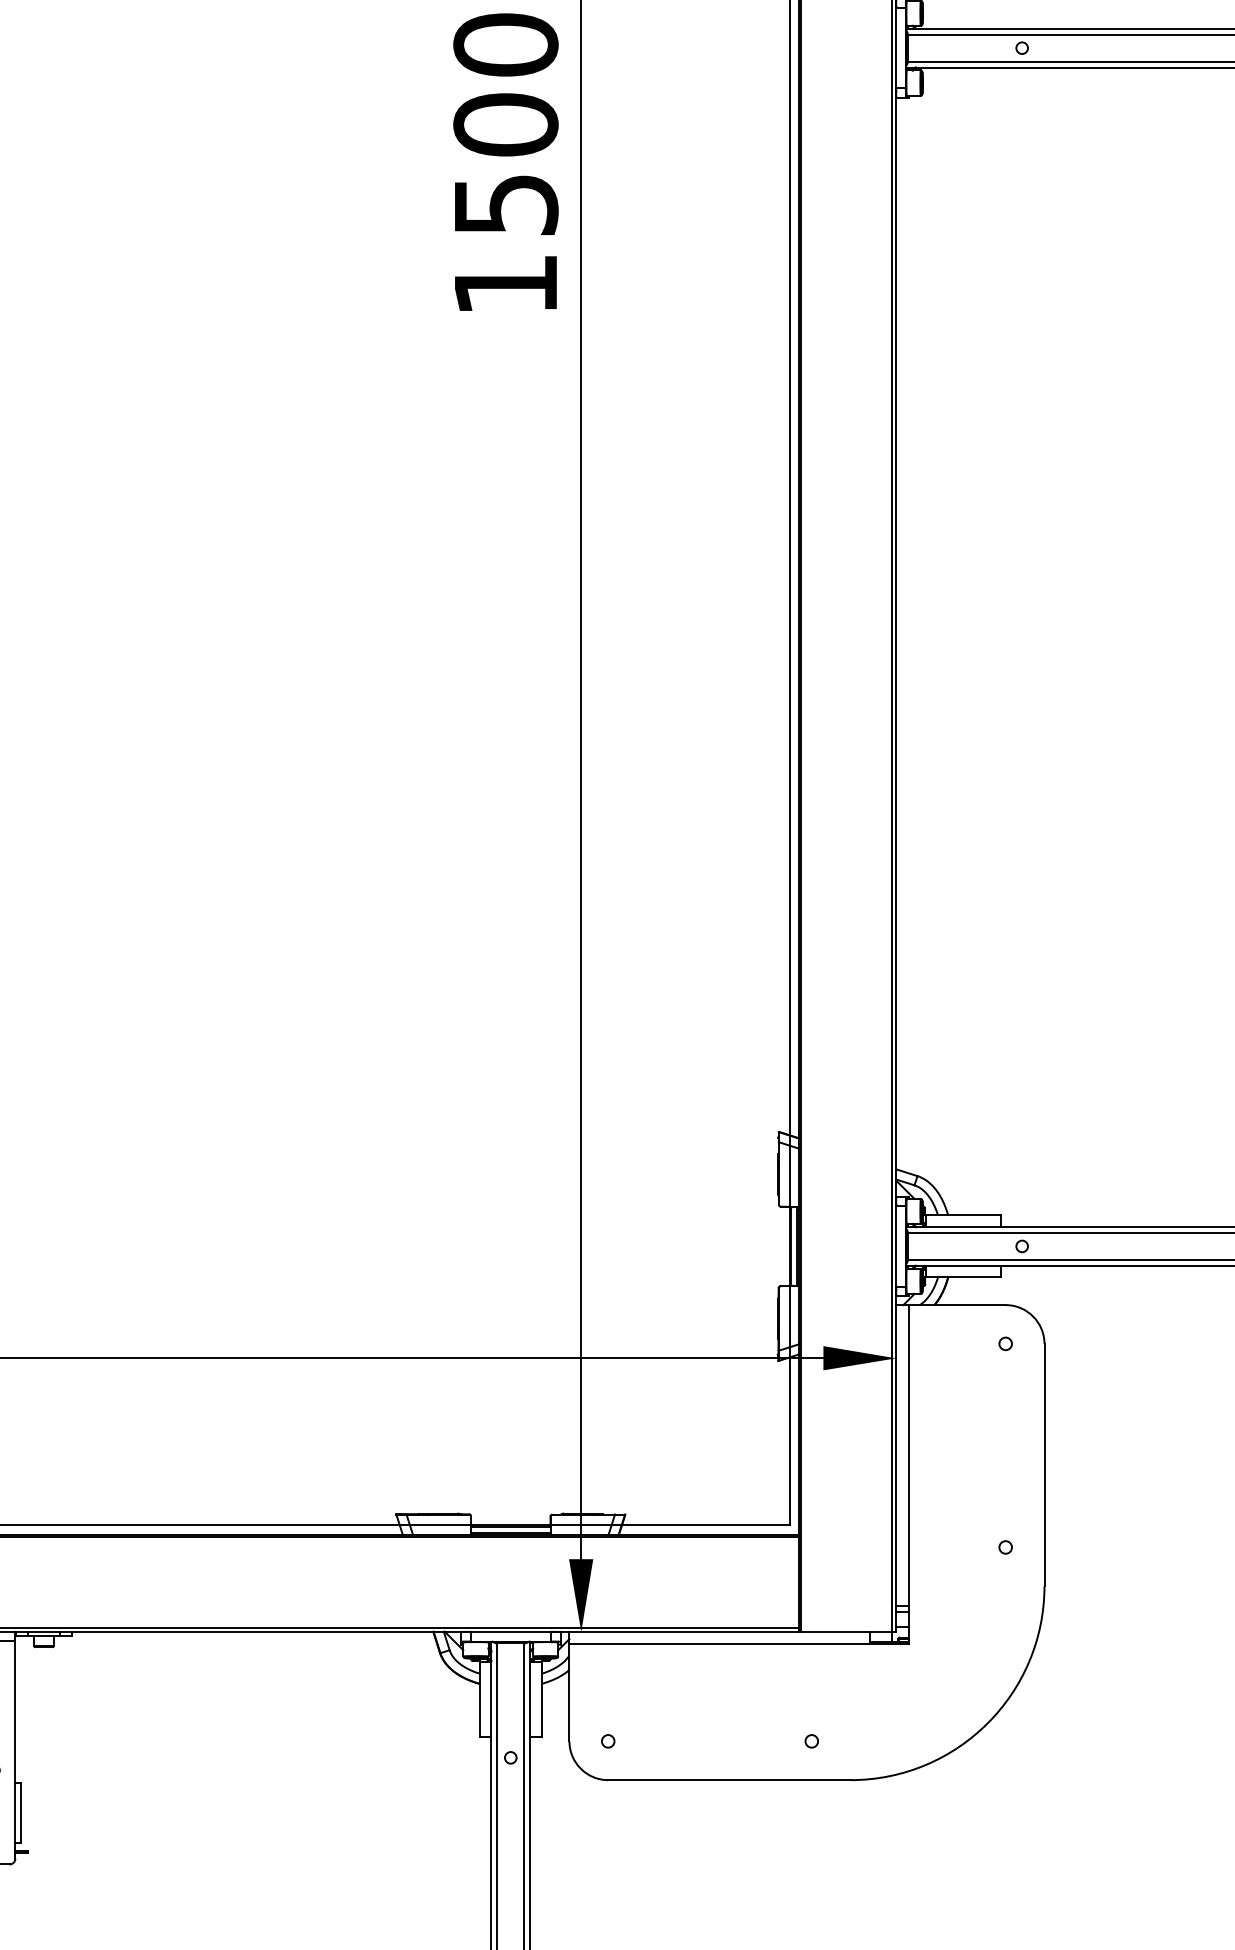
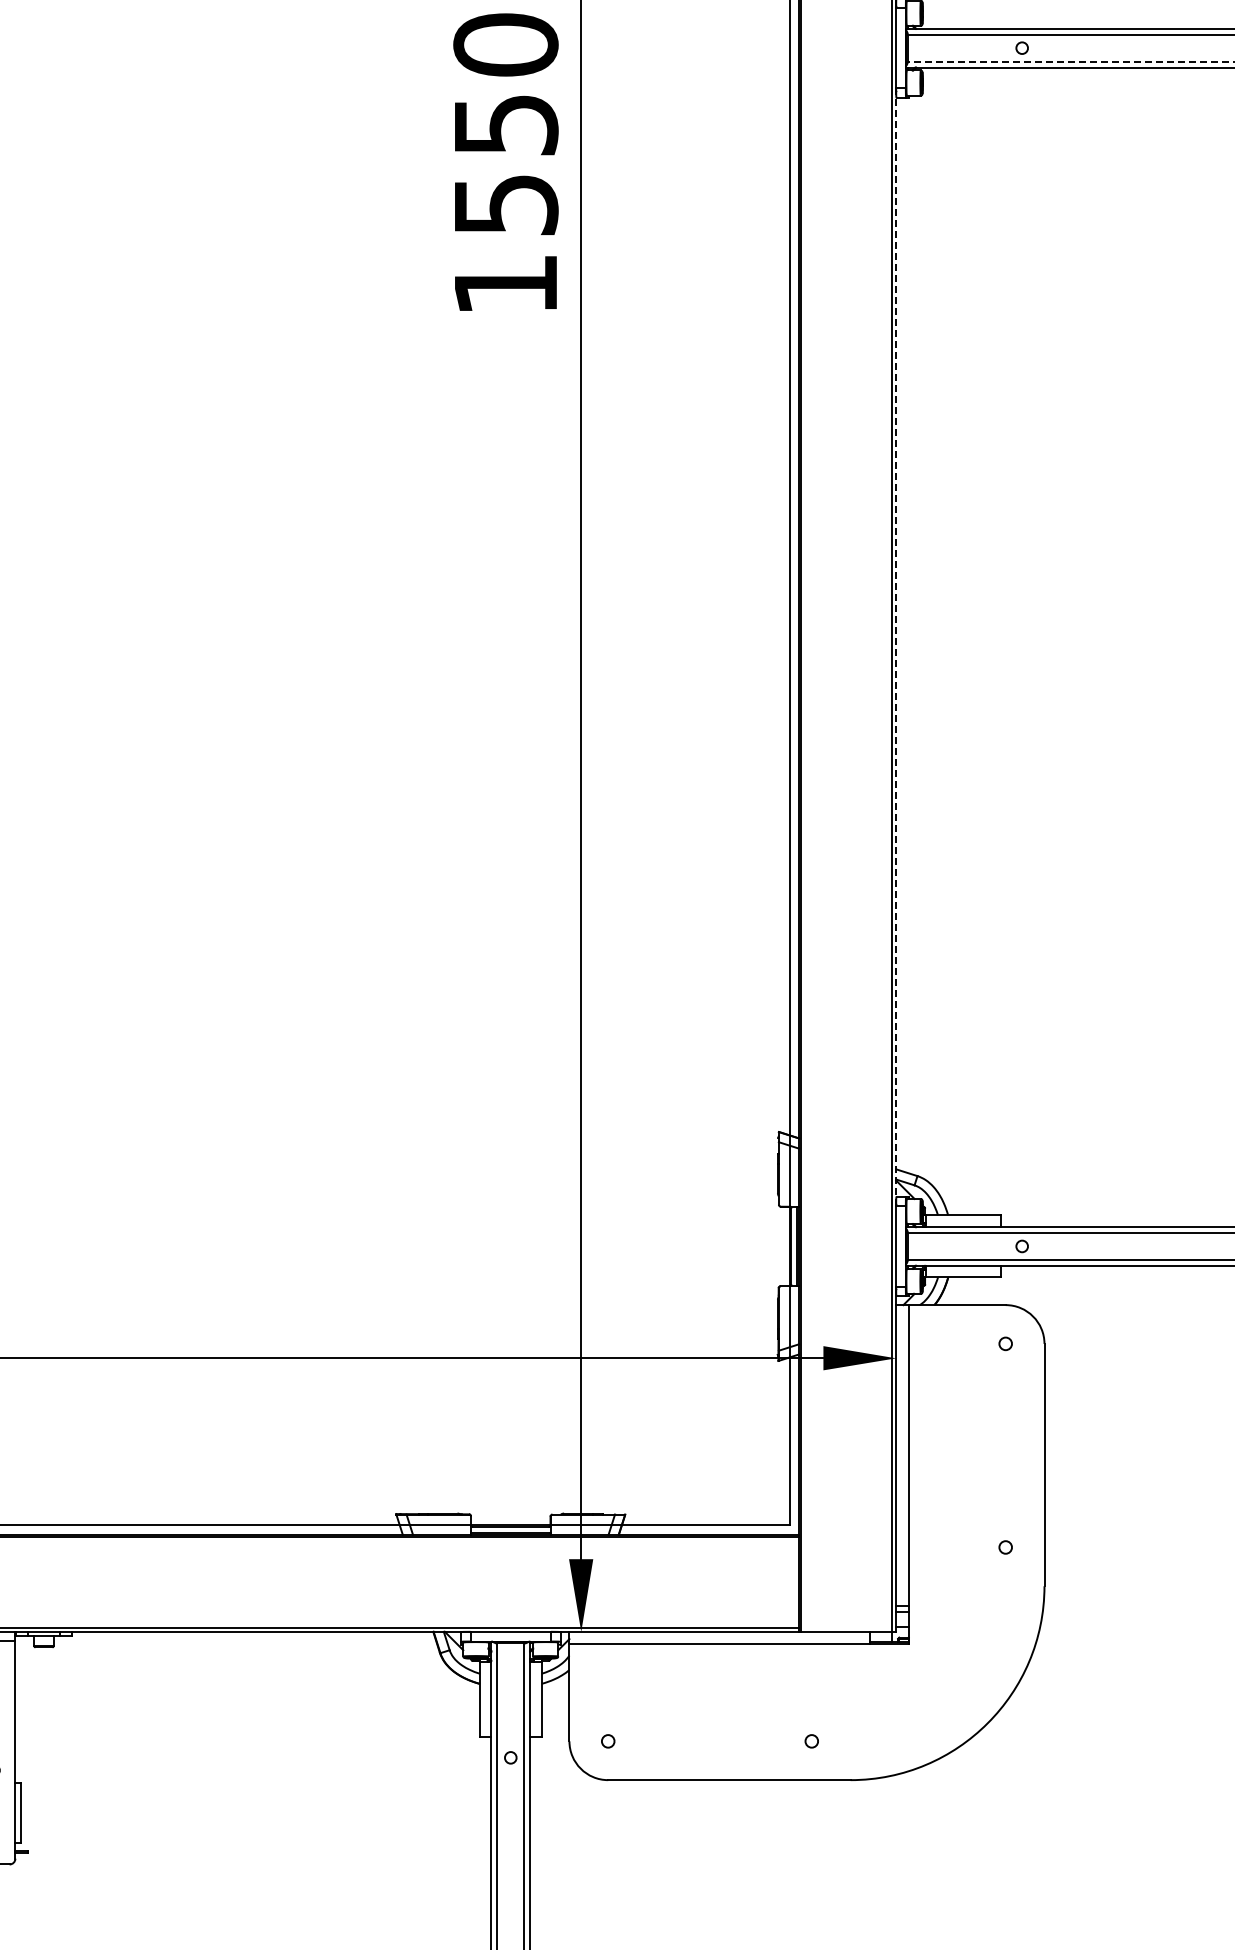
line: solid -> dashed (1070, 61)
text: 1500 -> 1550 (505, 124)
line: solid -> dashed (896, 647)
